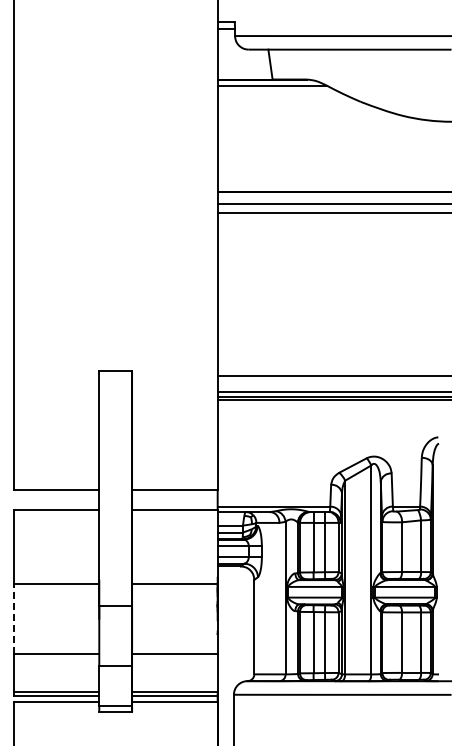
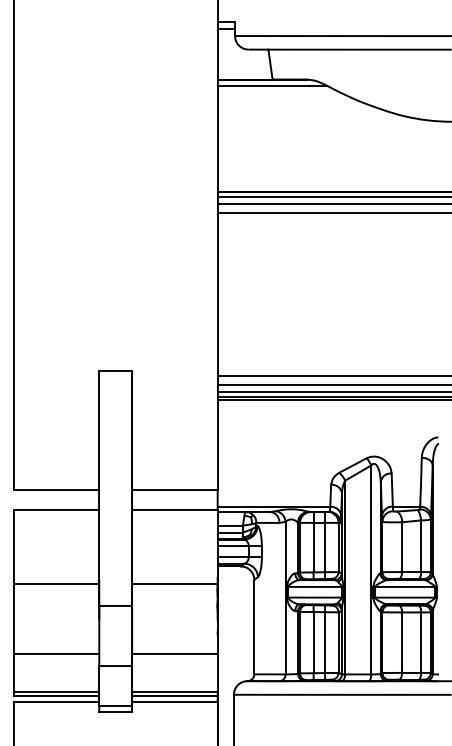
line: none -> present (332, 196)
line: none -> present (332, 385)
line: dashed -> solid (13, 618)
